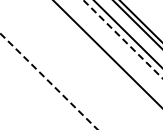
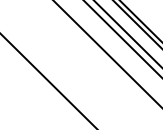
line: dashed -> solid (122, 39)
line: dashed -> solid (49, 81)
